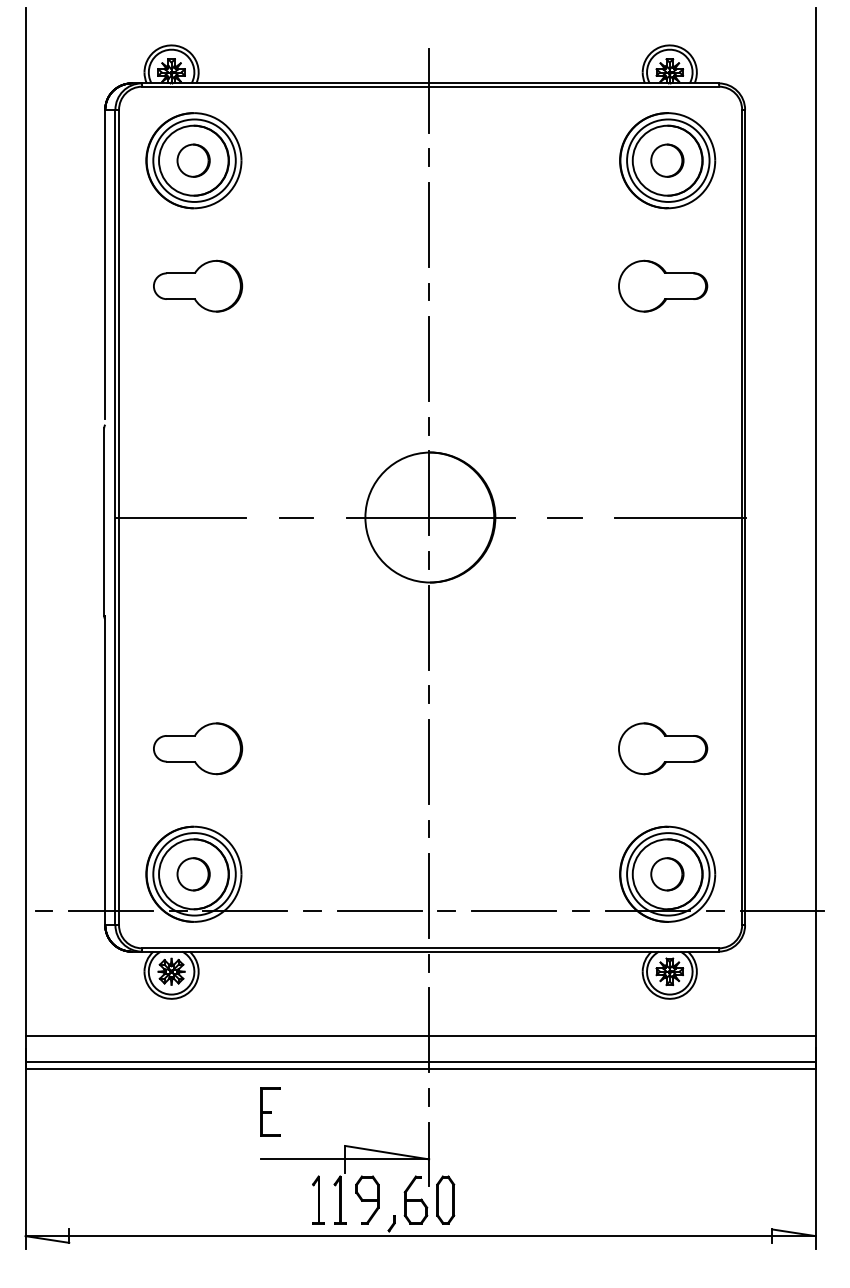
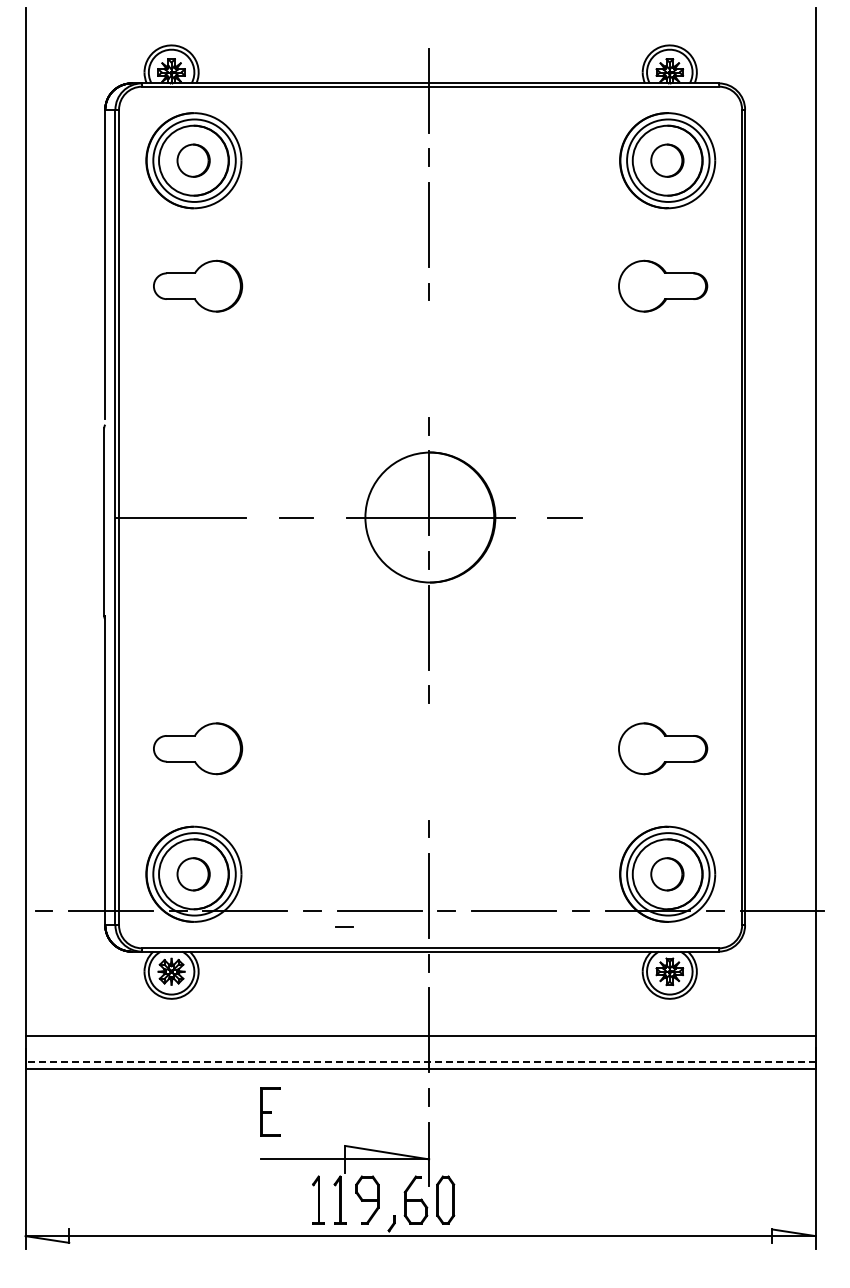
line: present -> none (428, 358)
line: present -> none (680, 517)
line: present -> none (429, 761)
line: none -> present (344, 926)
line: solid -> dashed (420, 1062)
